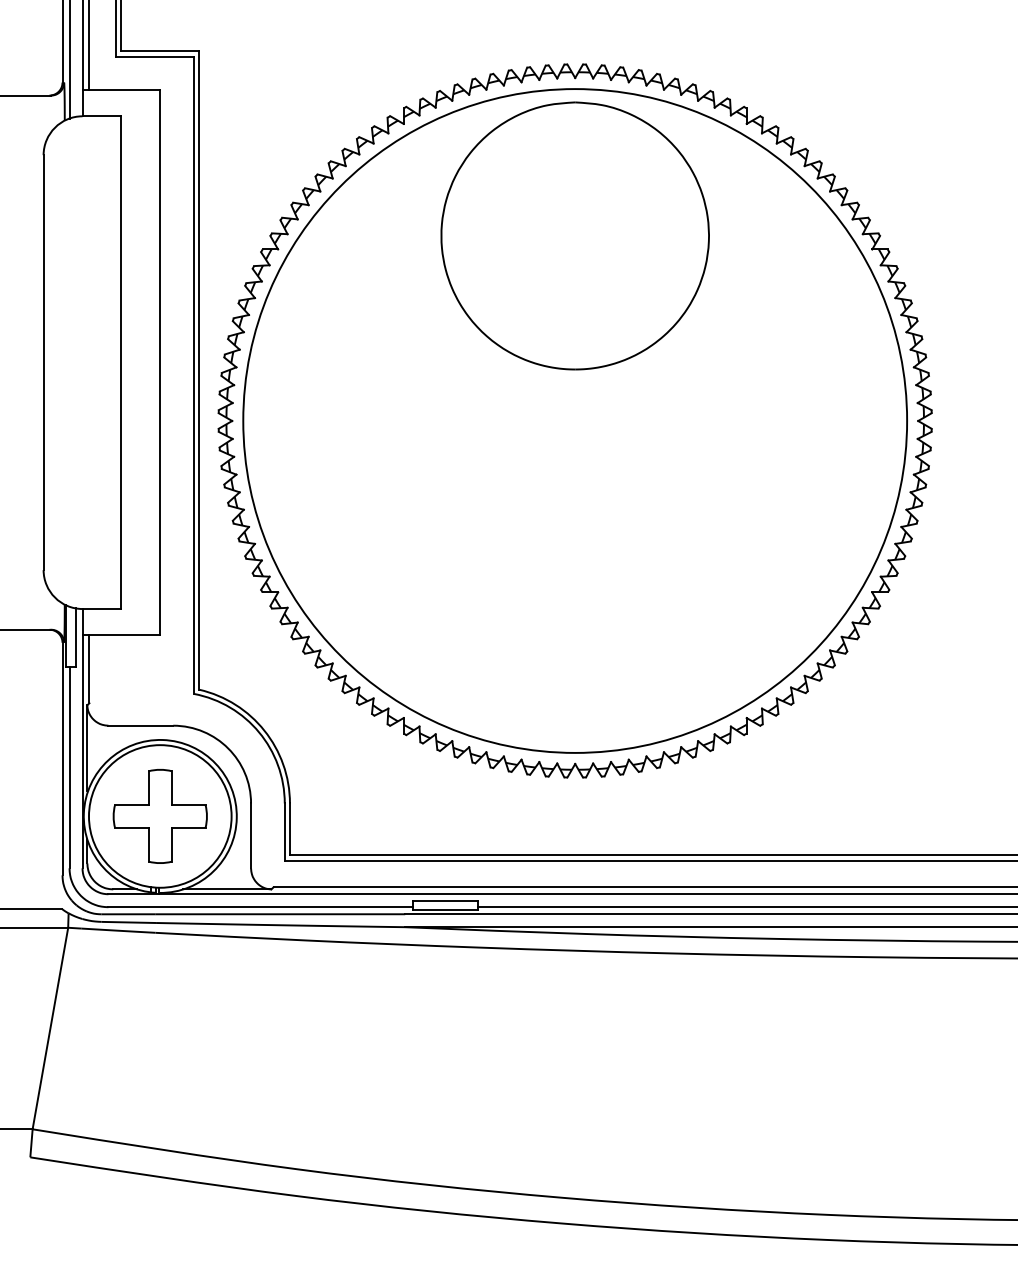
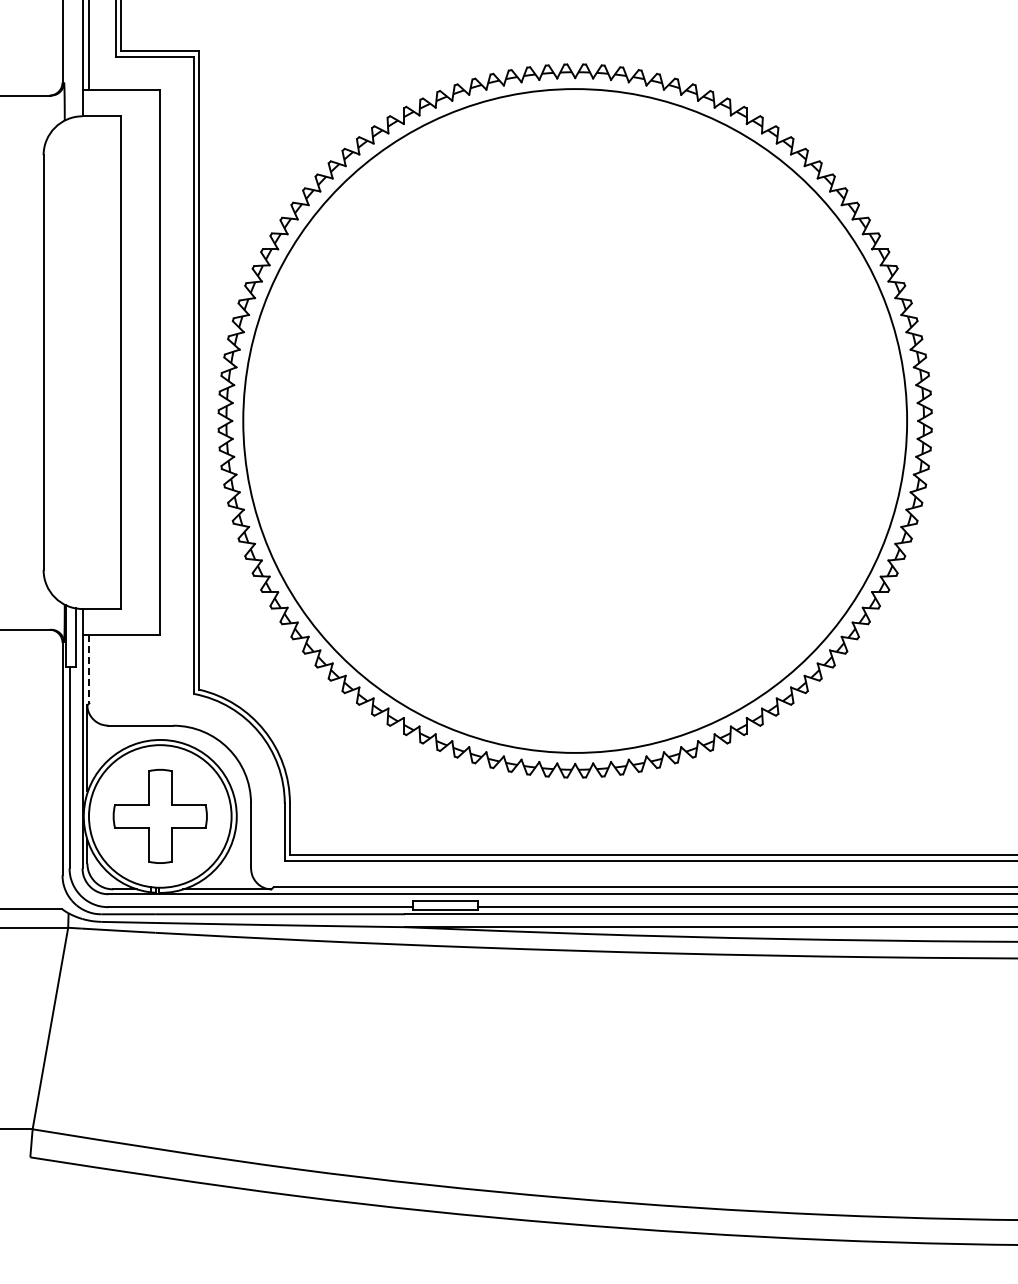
line: present -> none (69, 60)
part: present -> none (574, 235)
line: solid -> dashed (89, 669)
